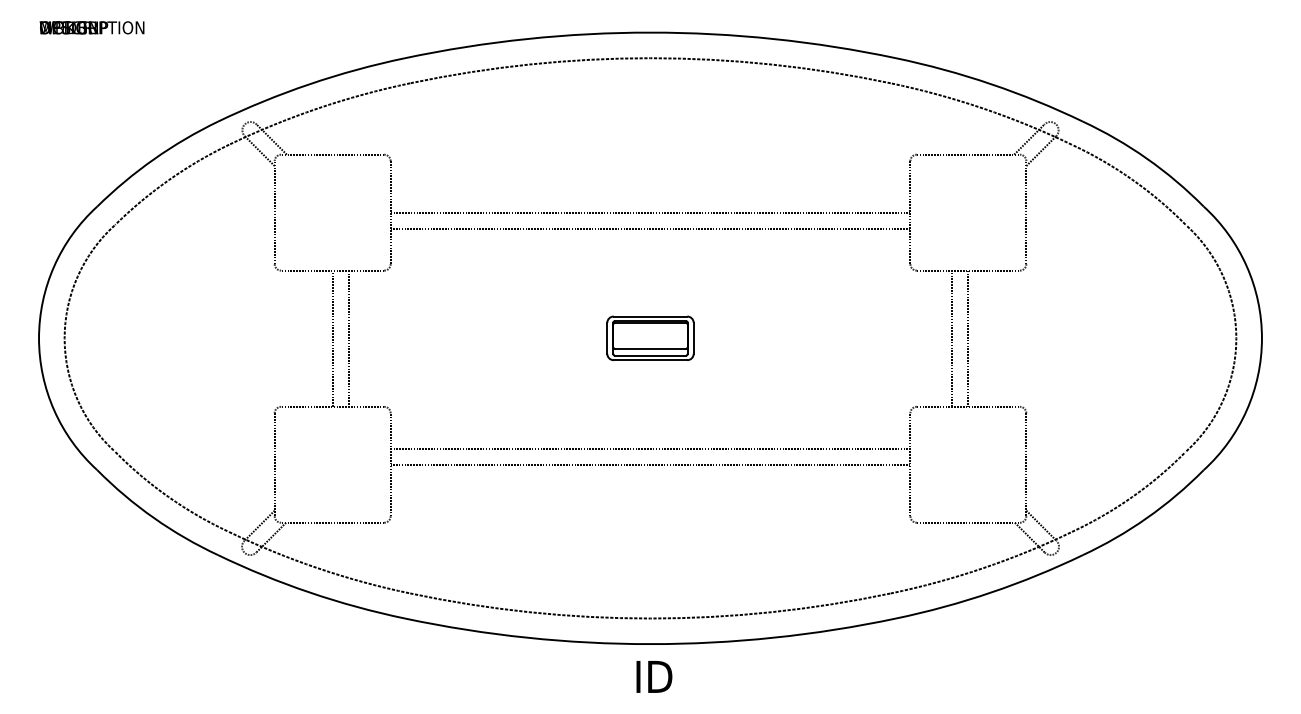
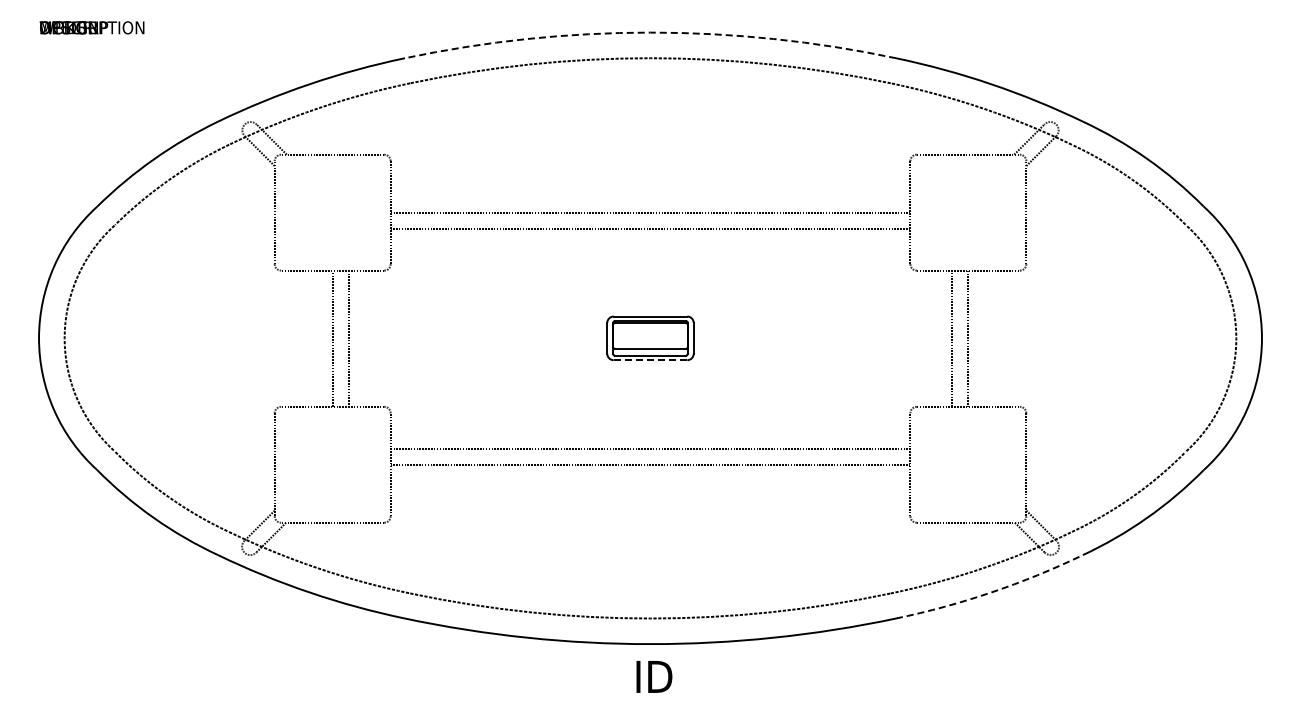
arc: solid -> dashed (650, 32)
line: solid -> dashed (650, 360)
arc: solid -> dashed (991, 592)
